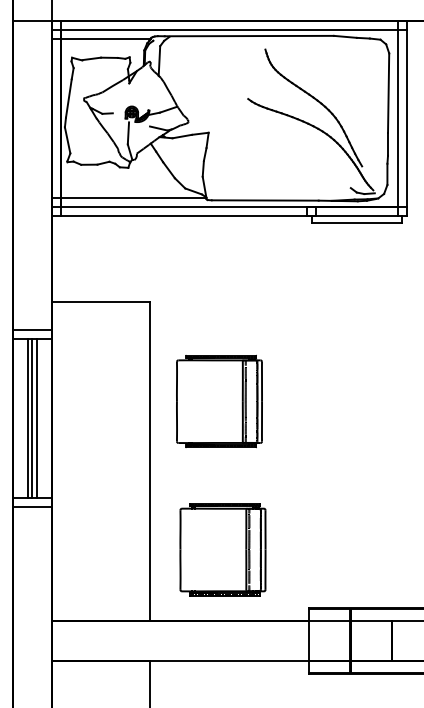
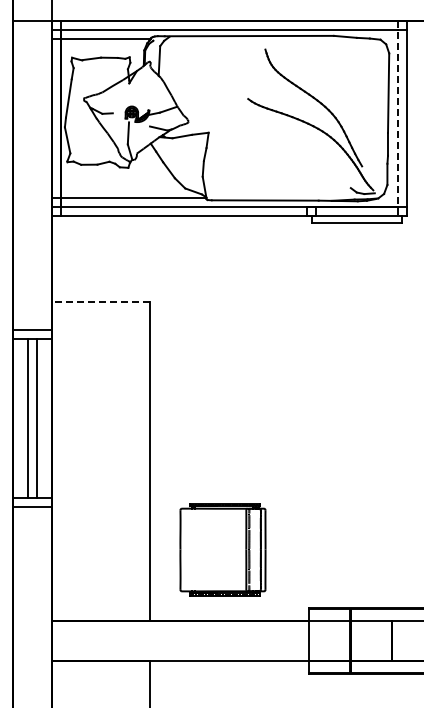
line: solid -> dashed (397, 119)
line: solid -> dashed (101, 302)
part: present -> none (219, 401)
line: present -> none (32, 418)
